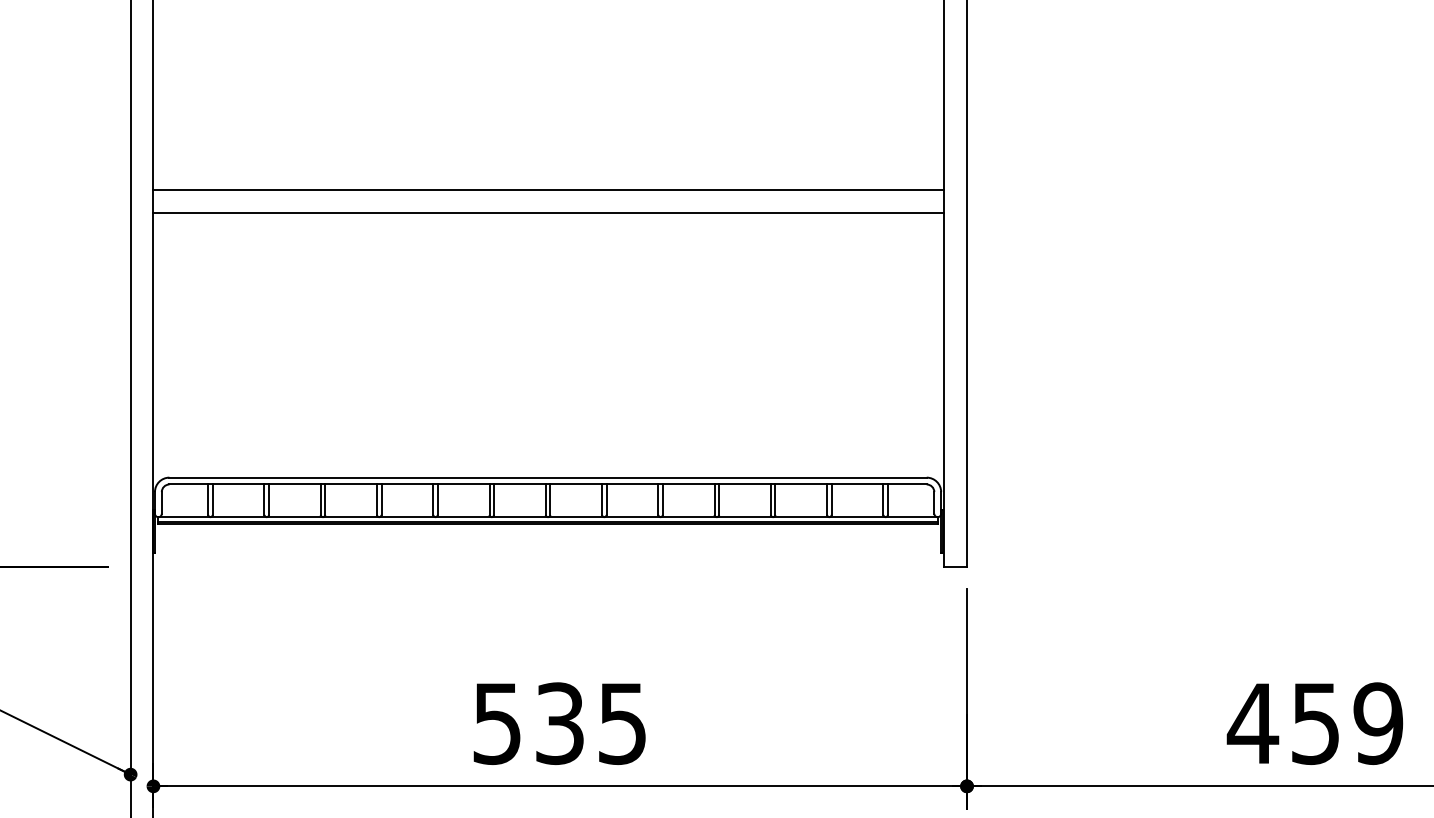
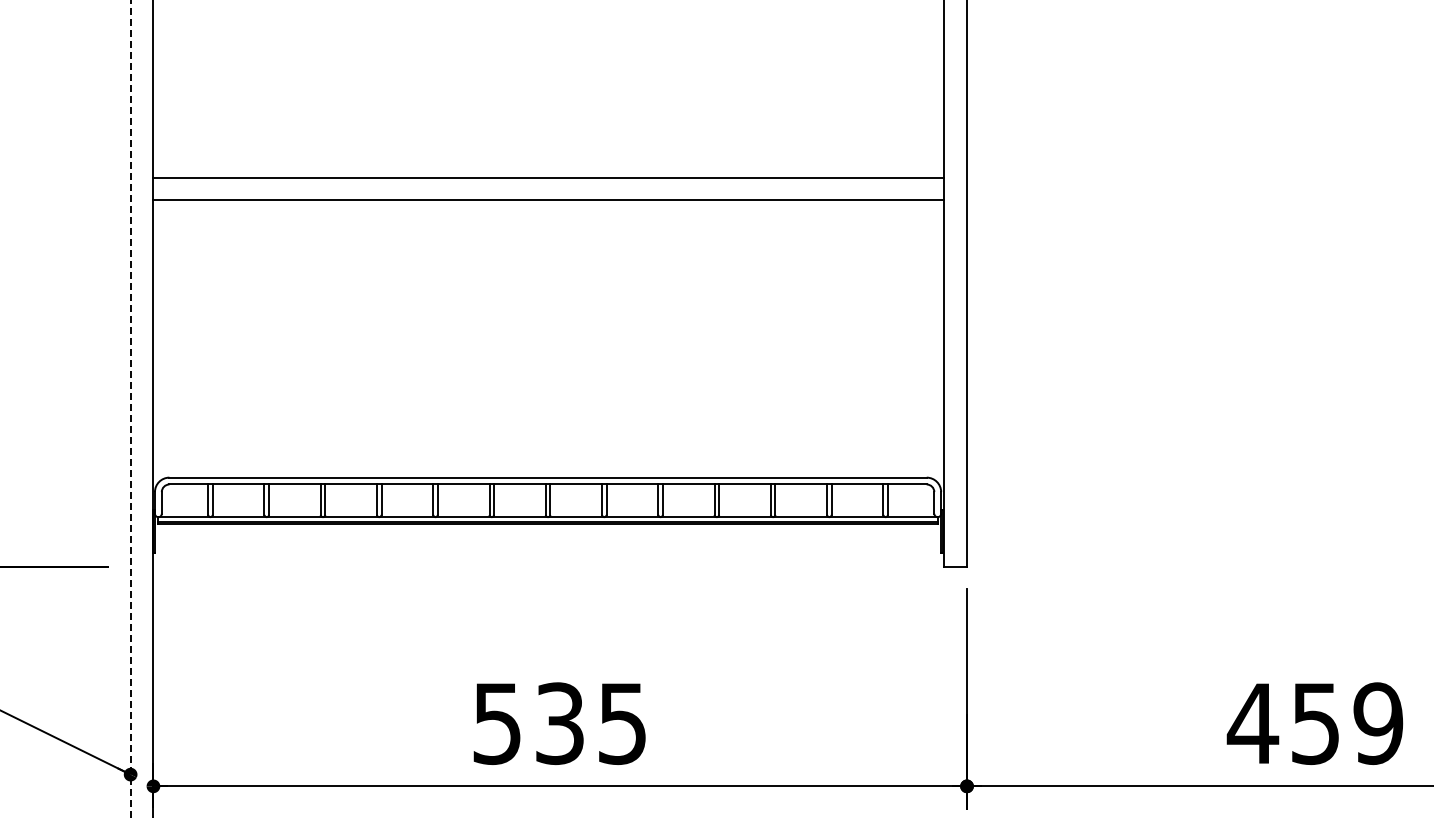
line position: (548, 190) -> (548, 178) (548, 178)
line position: (548, 213) -> (548, 200) (548, 200)
line: solid -> dashed (130, 409)
